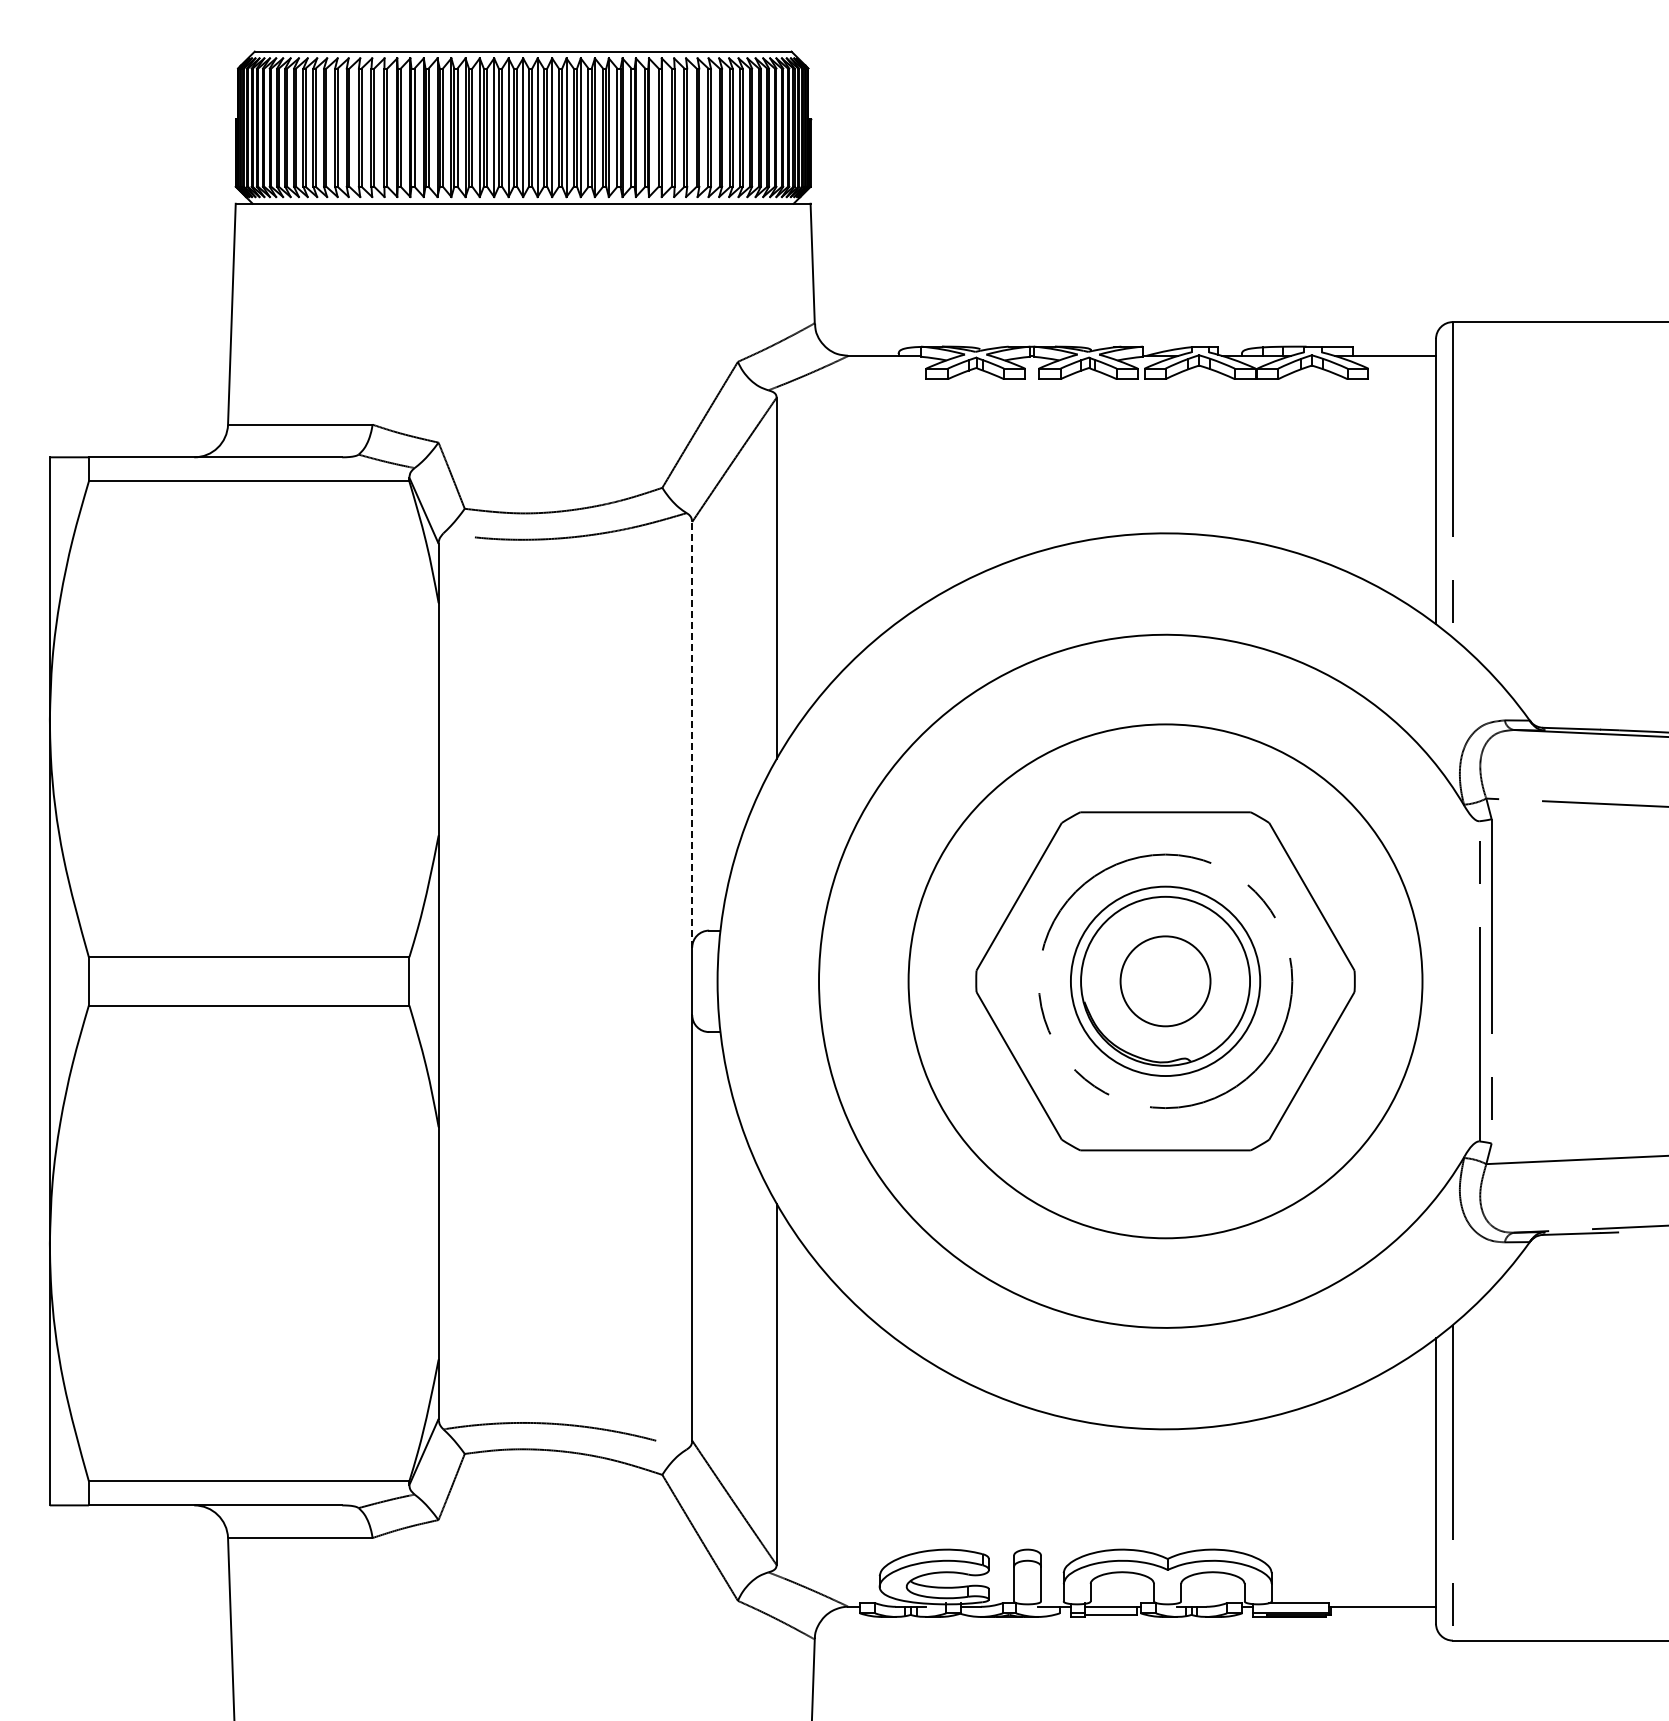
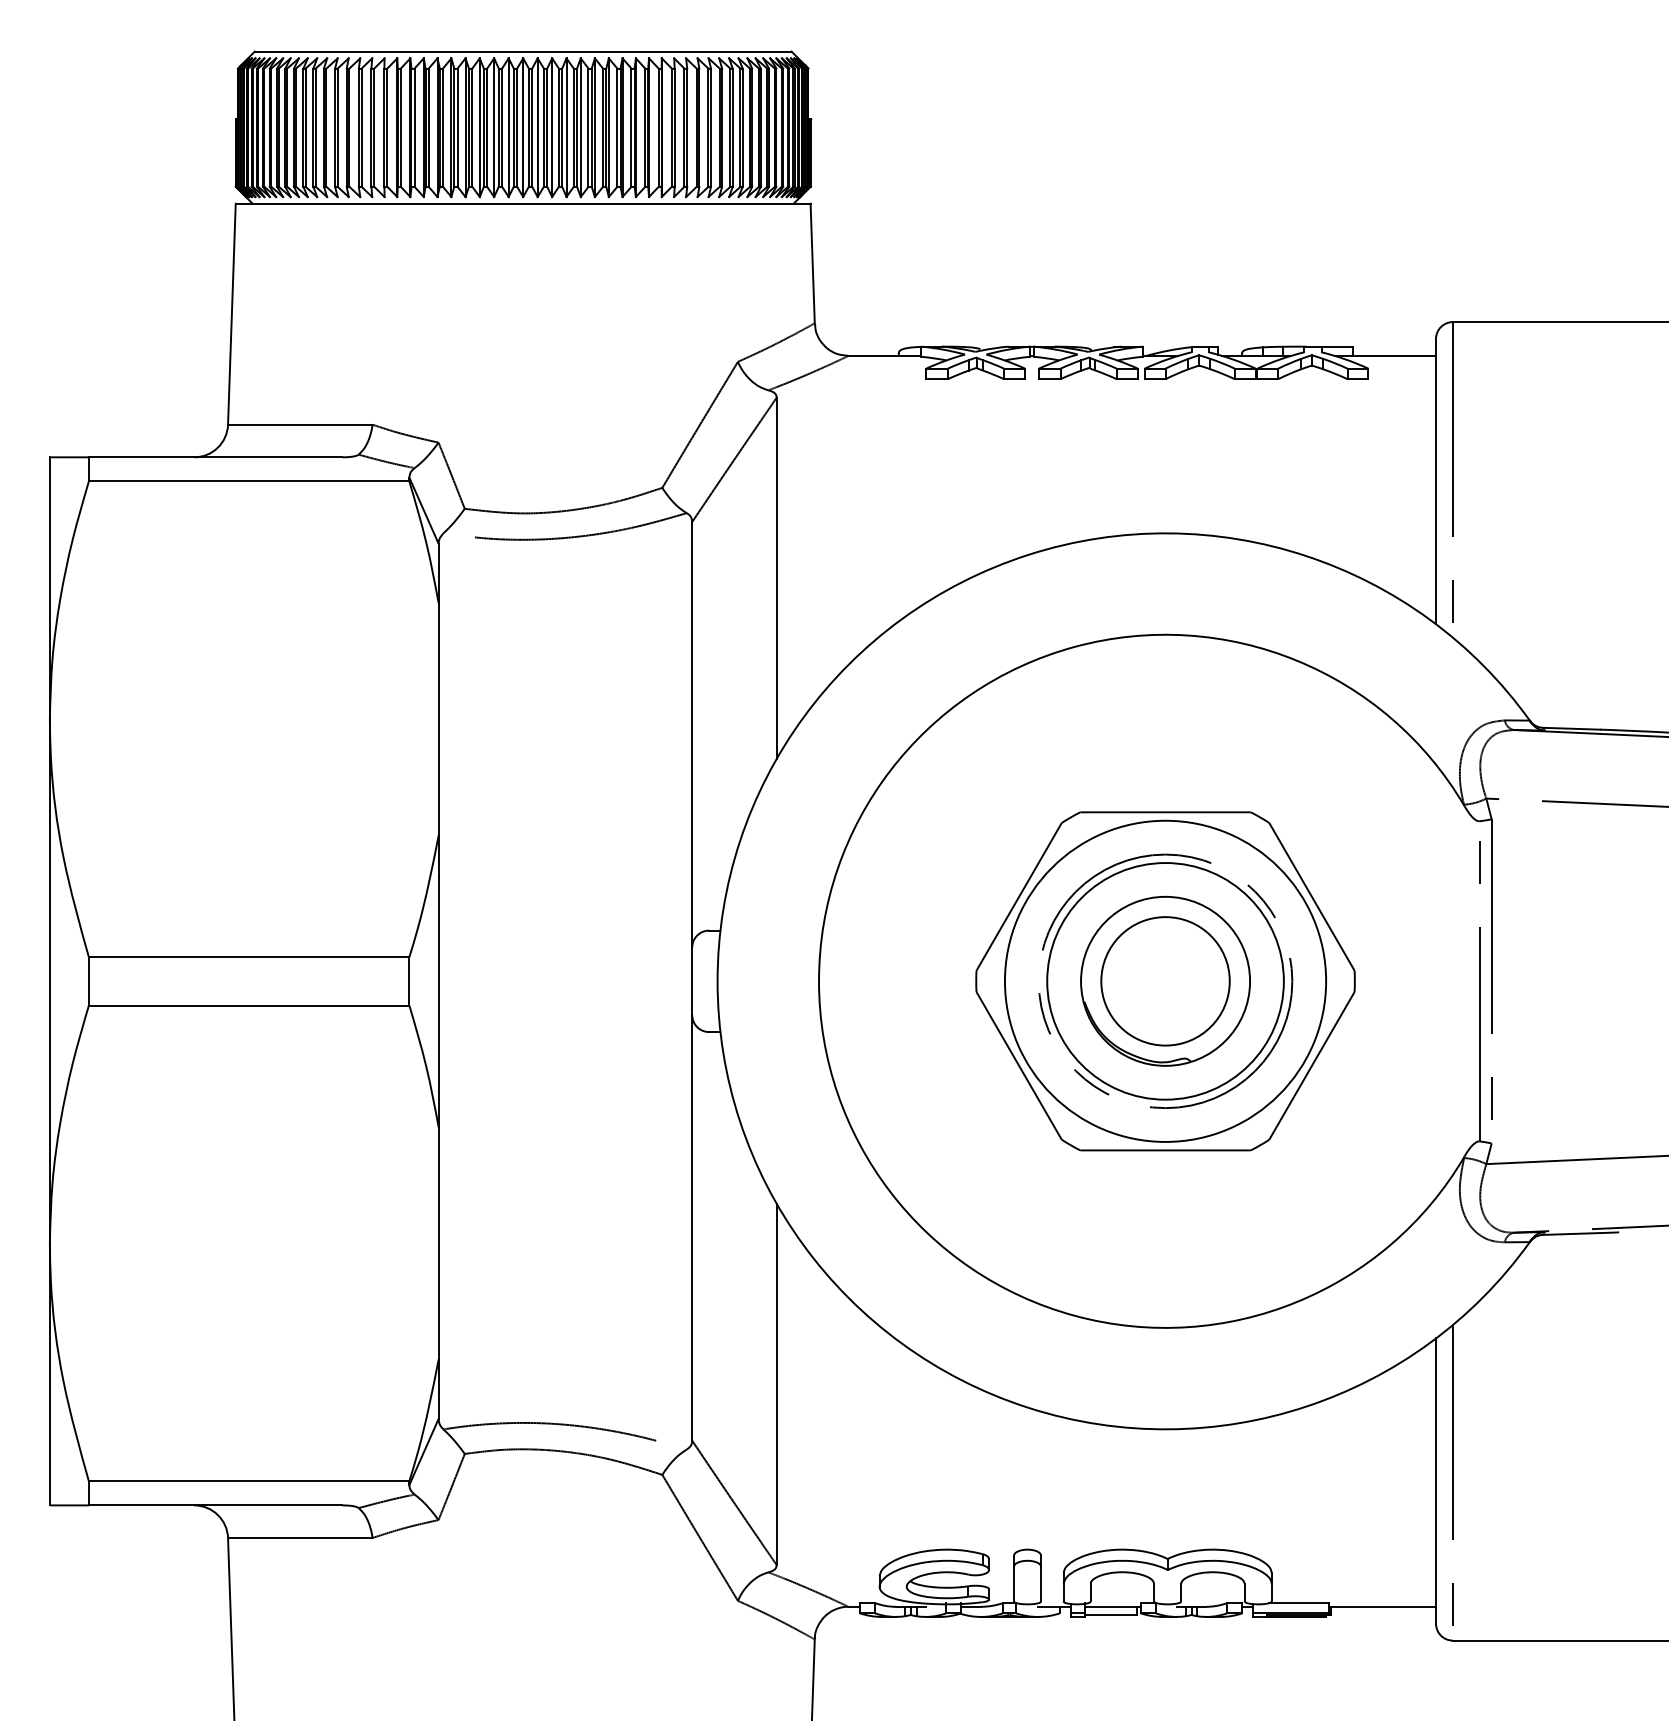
line: dashed -> solid (692, 734)
circle diameter: 189 px -> 237 px (1165, 981)
circle diameter: 514 px -> 321 px (1165, 980)
circle diameter: 90 px -> 128 px (1165, 981)
